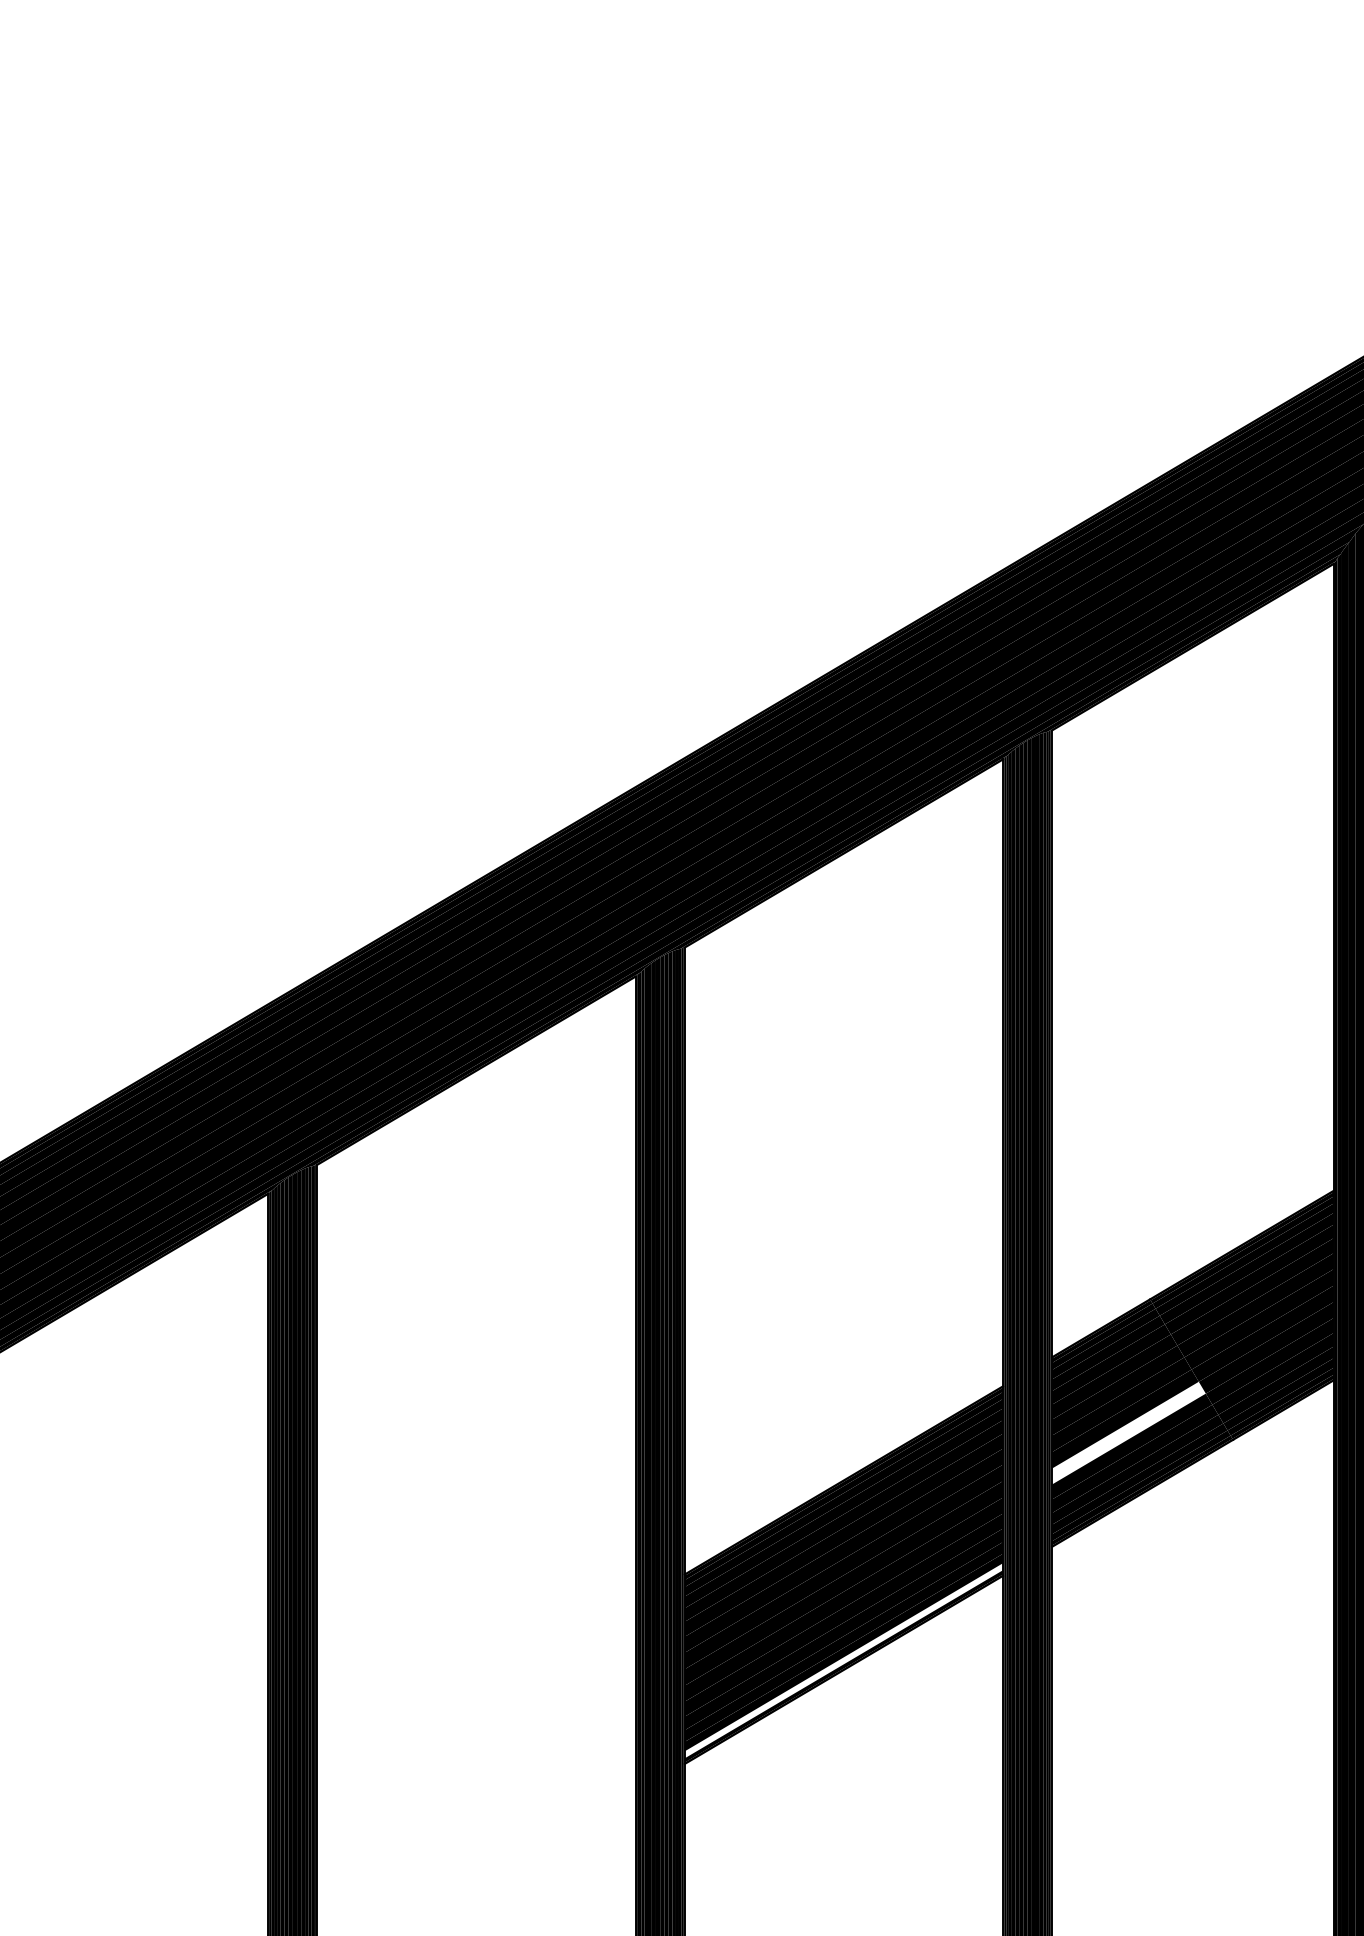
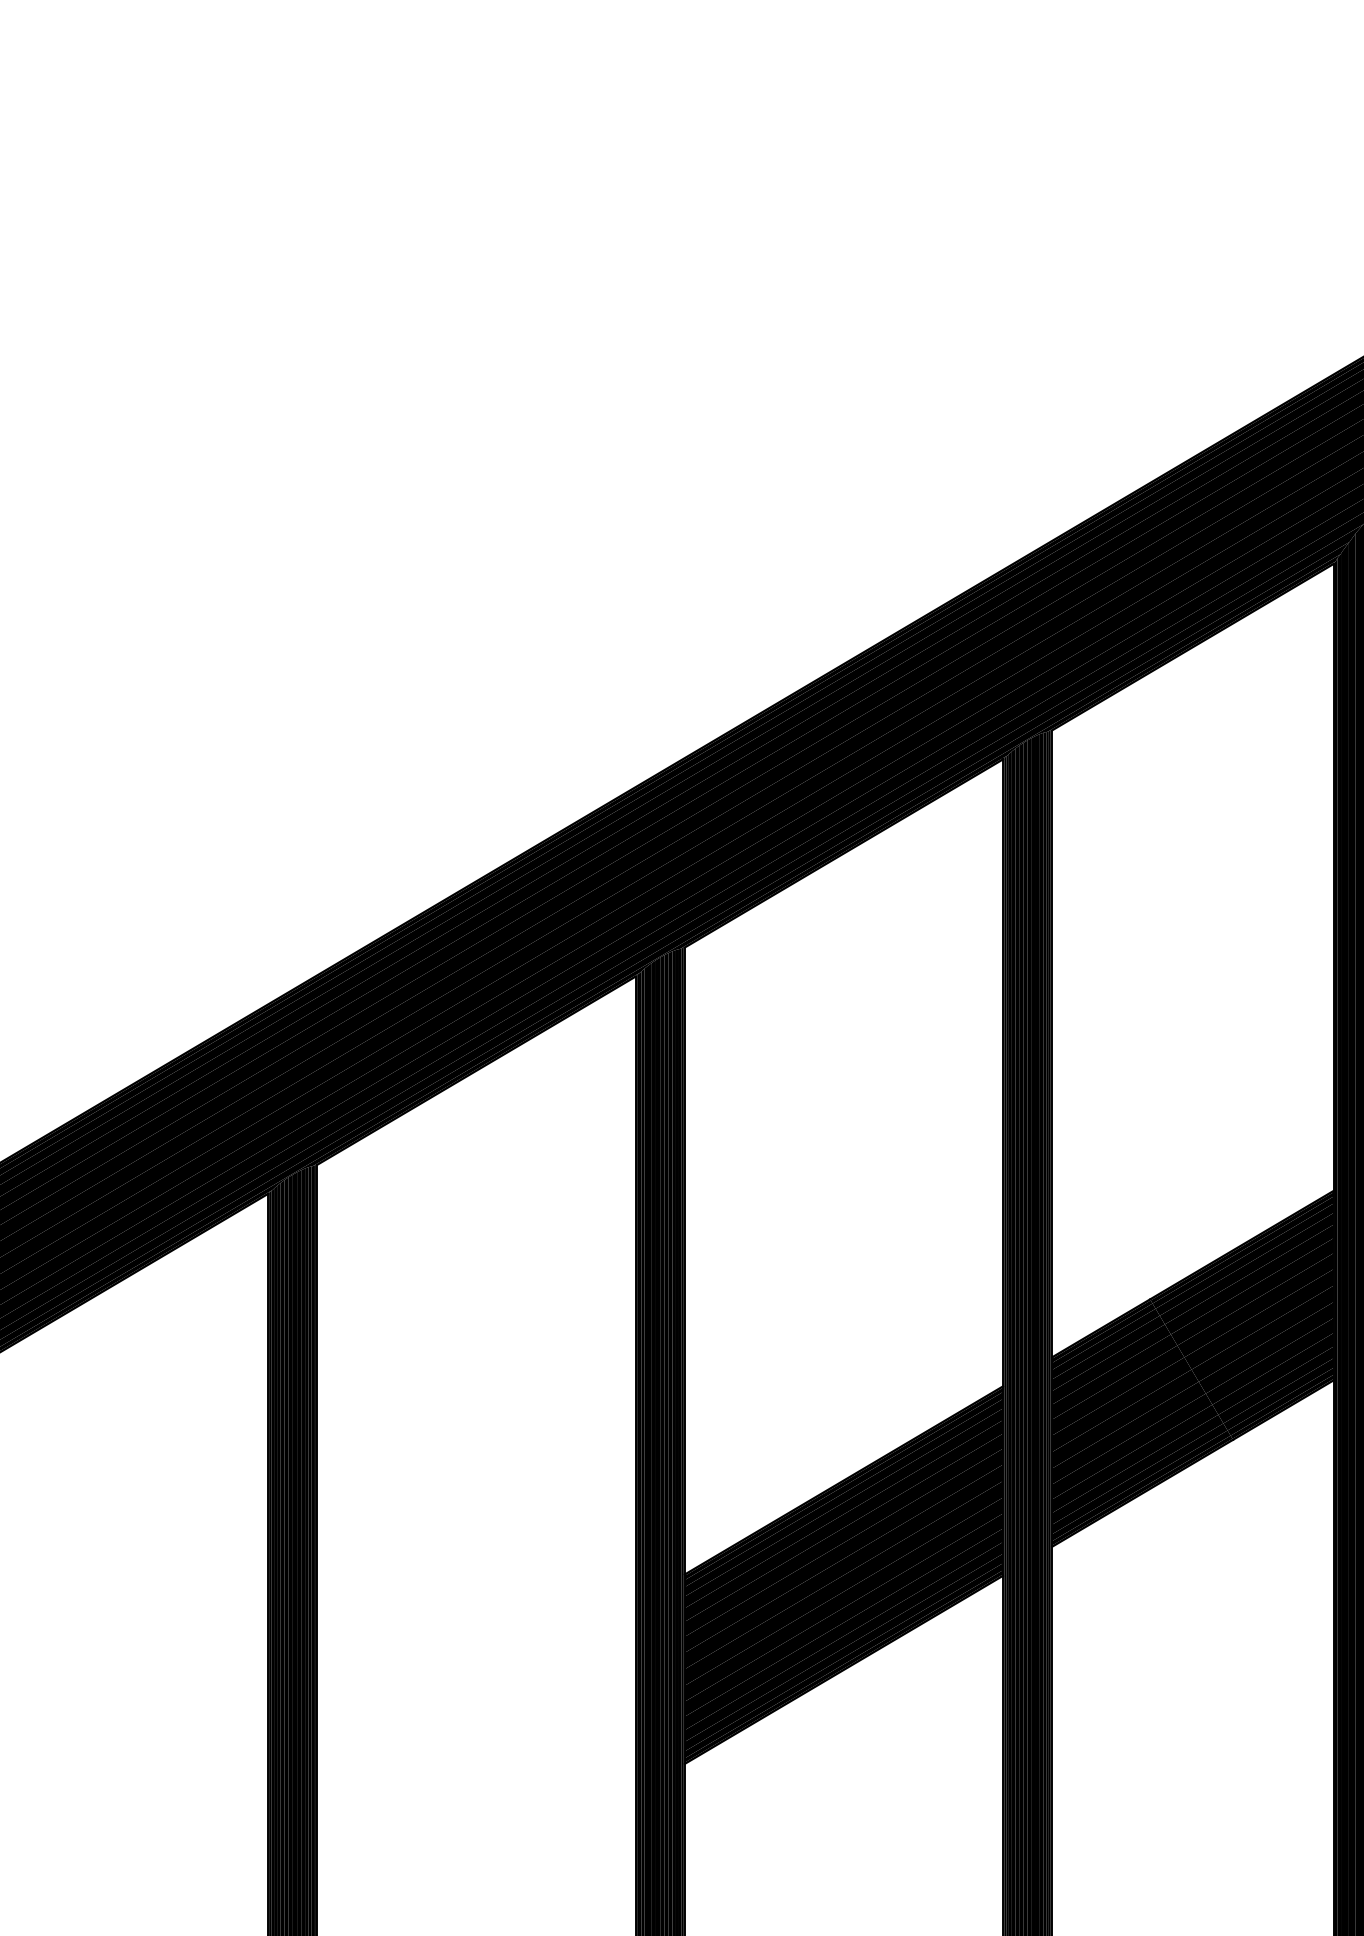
fill: none -> present (1128, 1432)
fill: none -> present (843, 1660)
